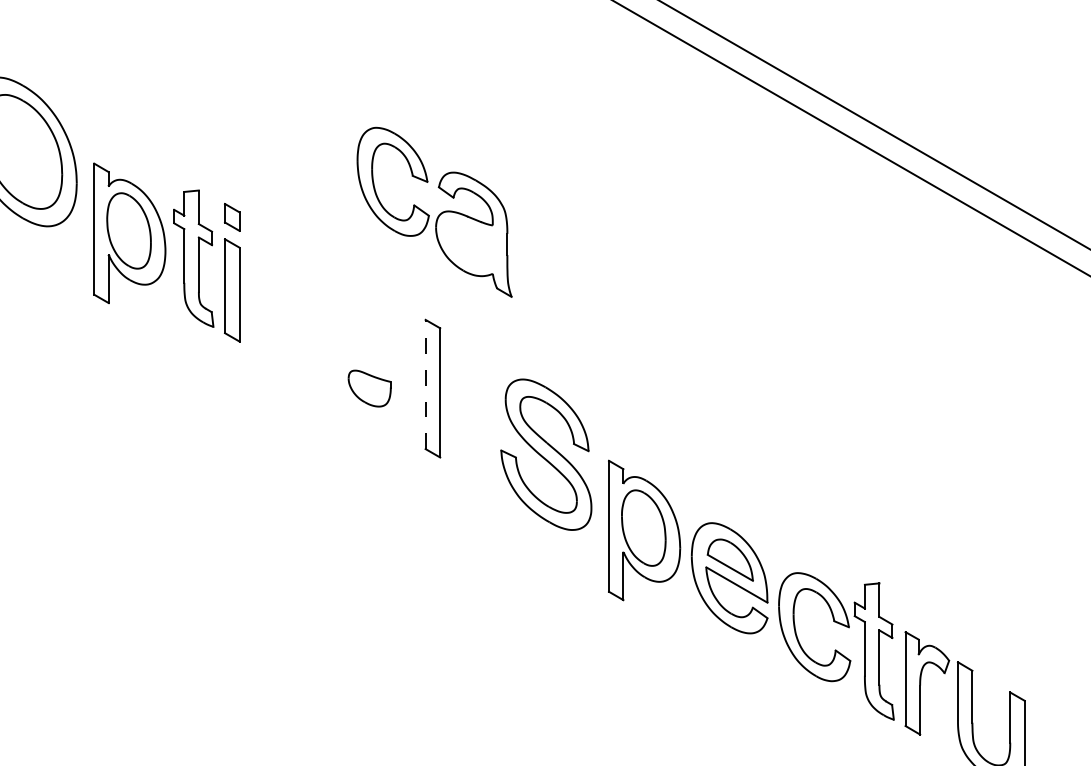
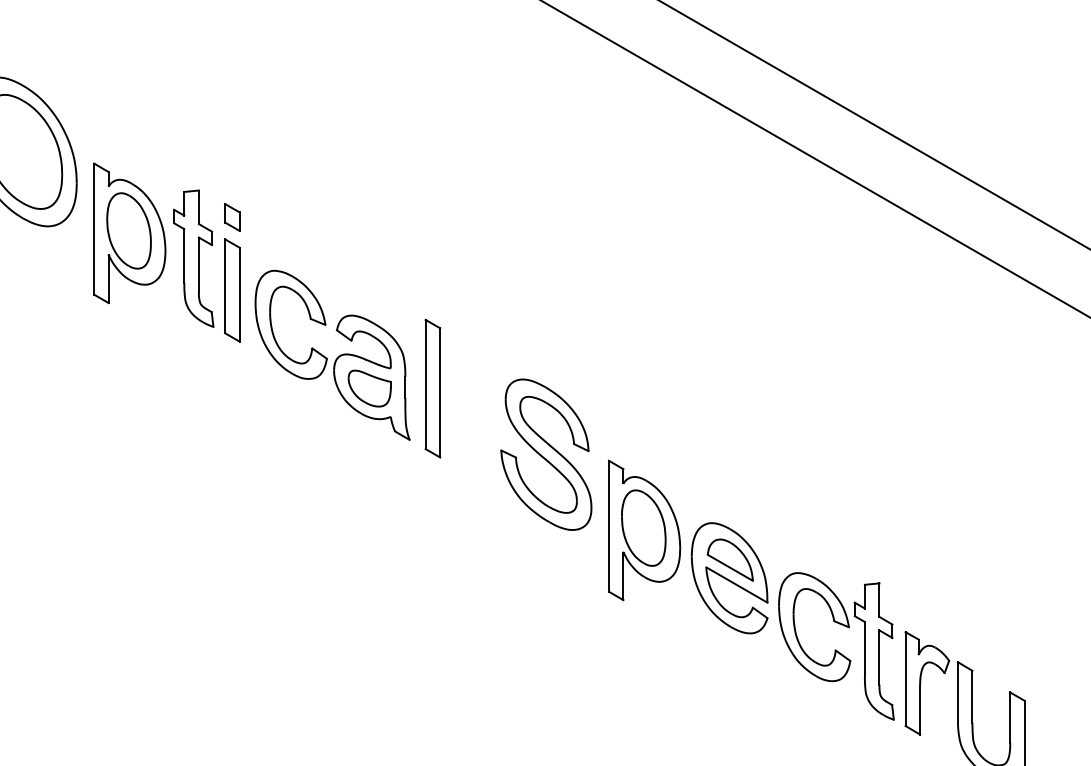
line position: (851, 138) -> (815, 159) (815, 159)
part position: (434, 211) -> (332, 354) (332, 354)
line: dashed -> solid (425, 384)
